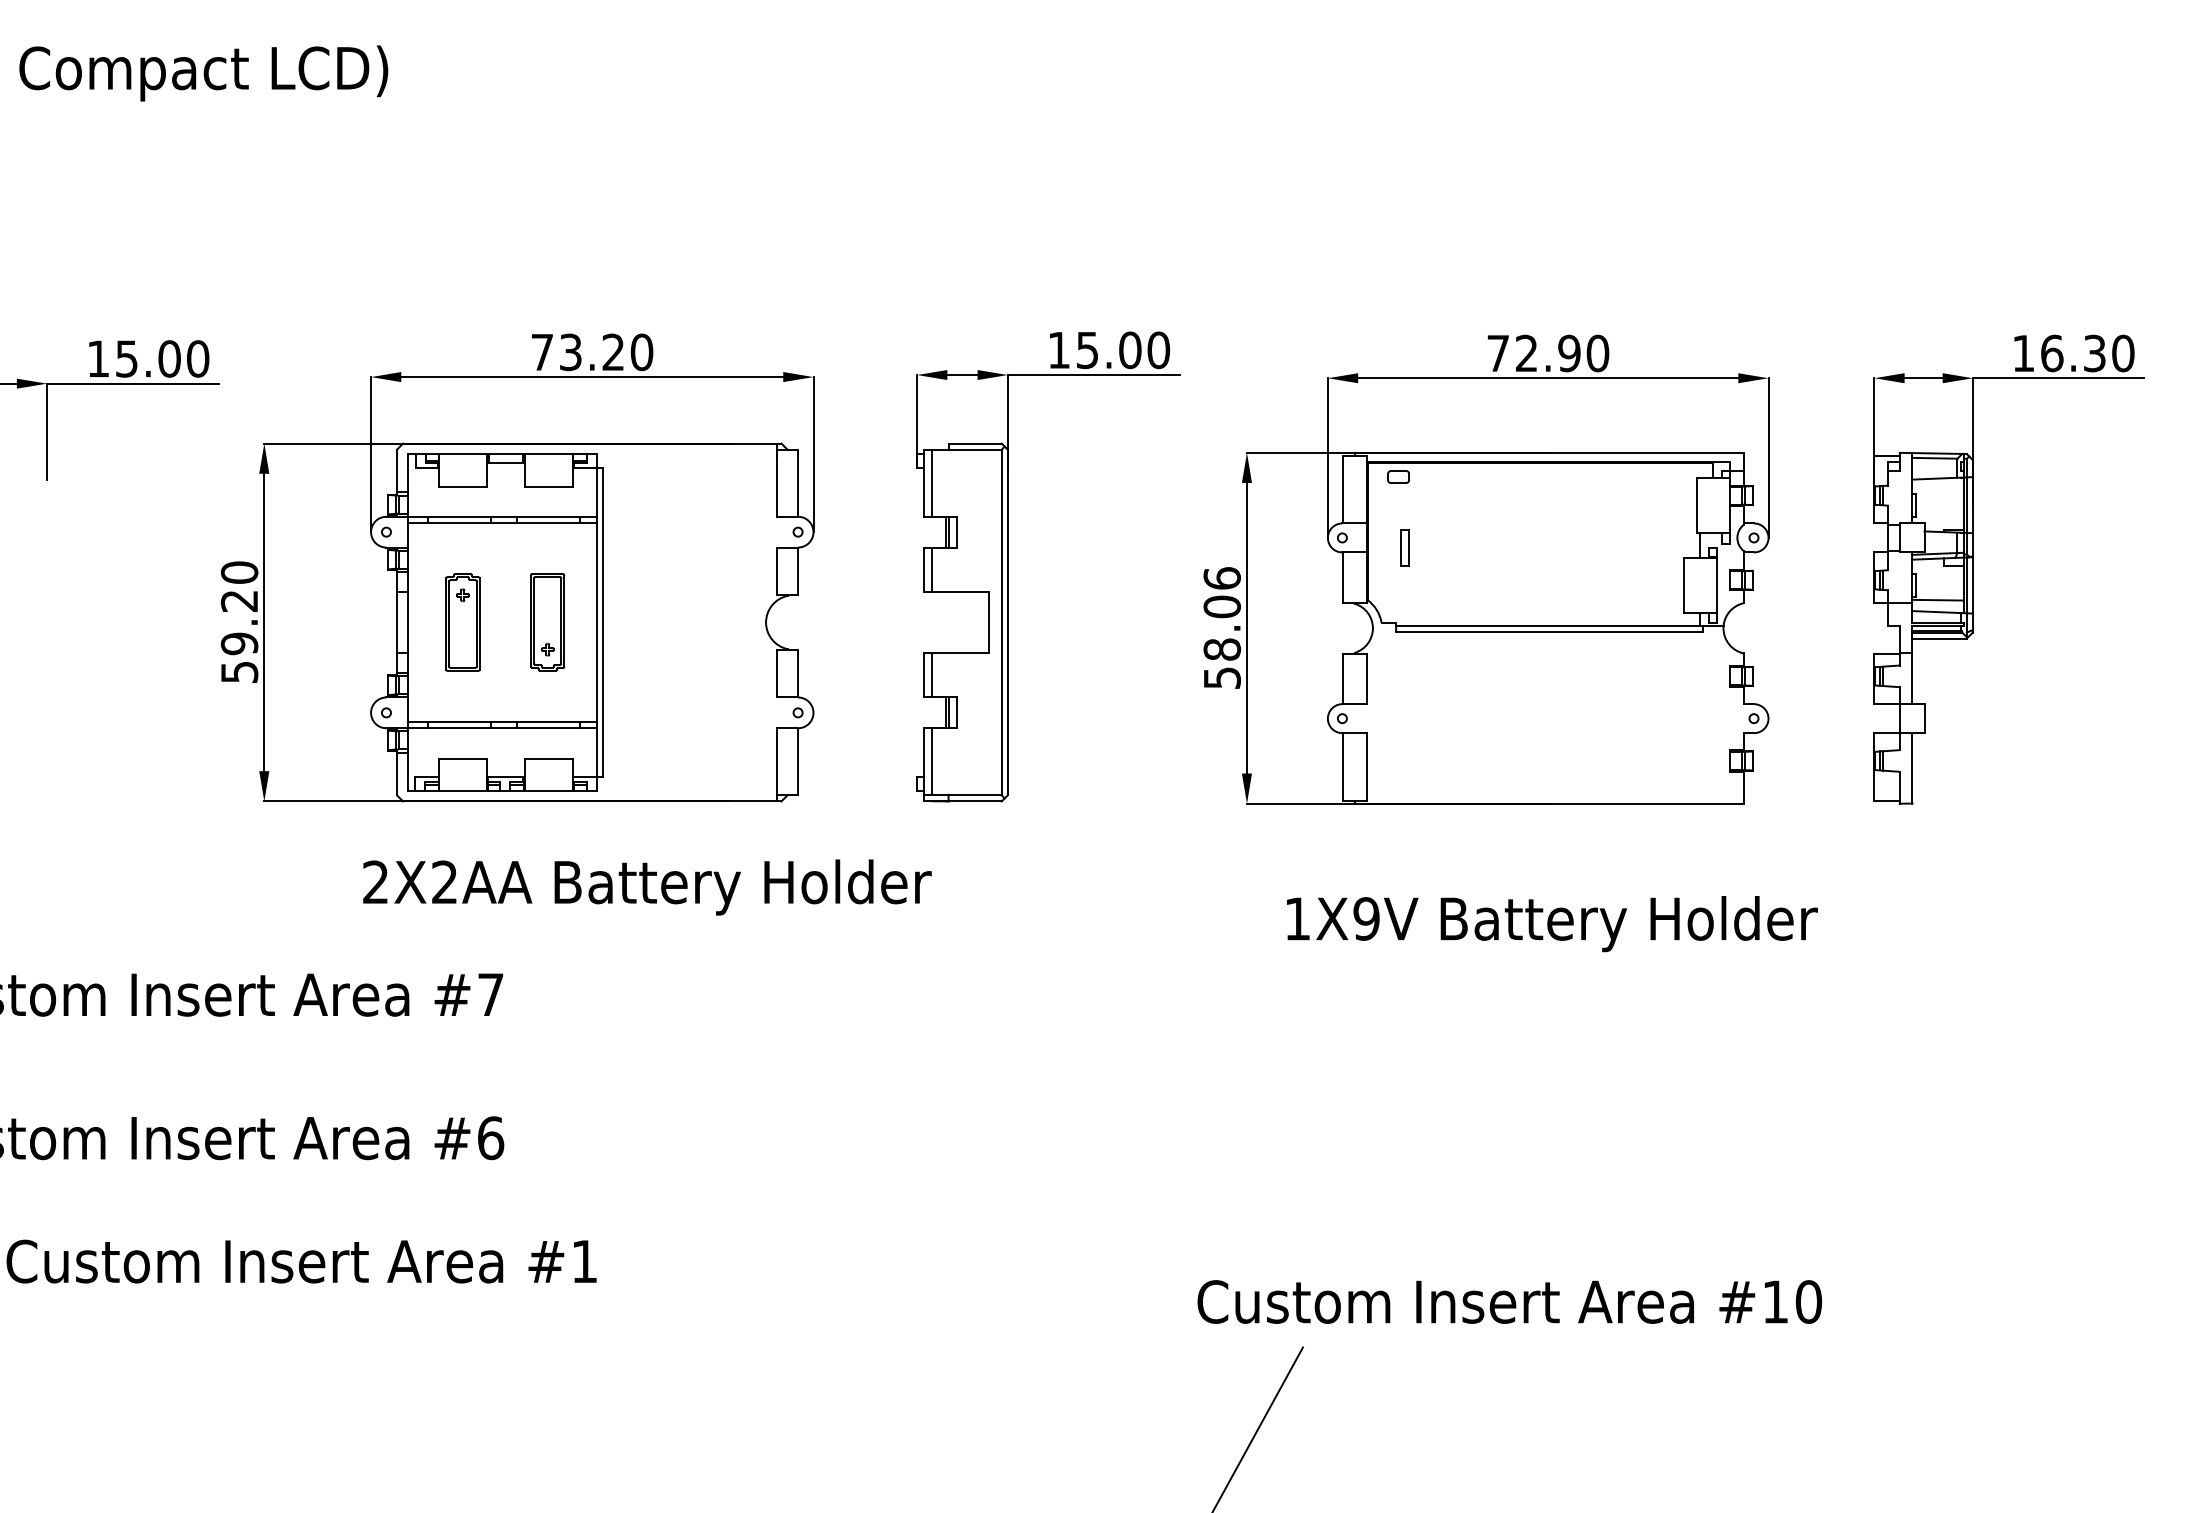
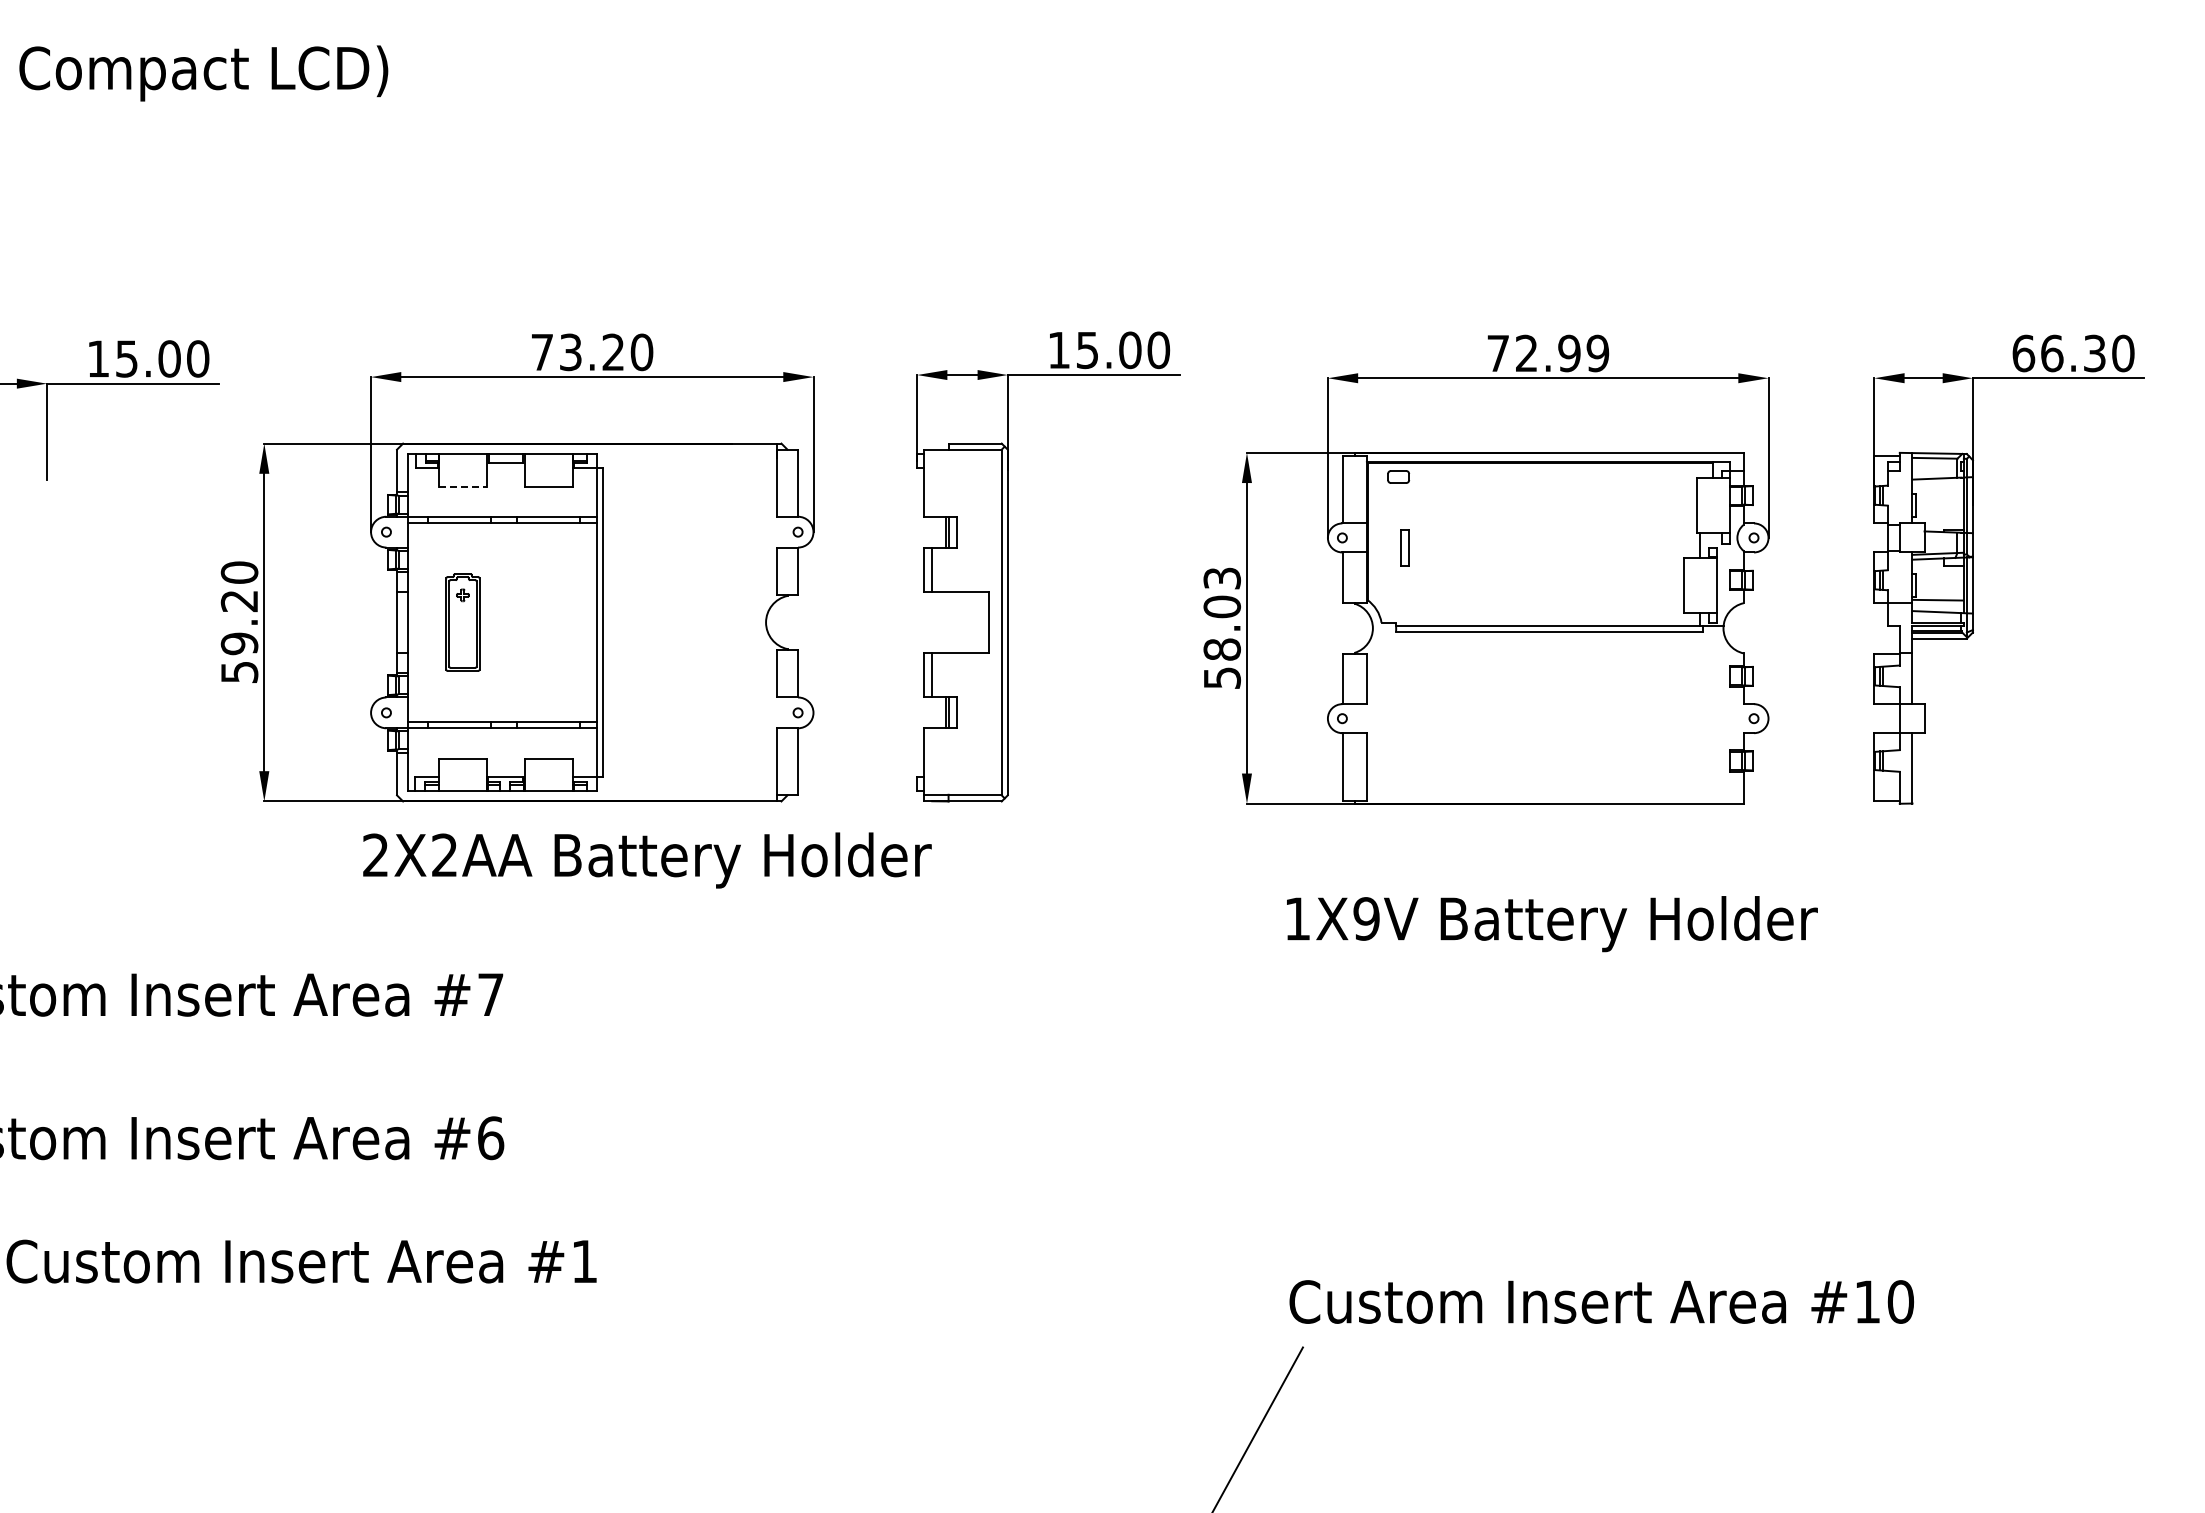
text: 72.90 -> 72.99 (1597, 353)
text: 16.30 -> 66.30 (2023, 353)
line: present -> none (932, 483)
line: solid -> dashed (463, 486)
text: 58.06 -> 58.03 (1222, 578)
part: present -> none (547, 622)
line: present -> none (932, 761)
text position: (647, 887) -> (647, 860) (647, 860)
text position: (1509, 1301) -> (1601, 1301) (1601, 1301)
